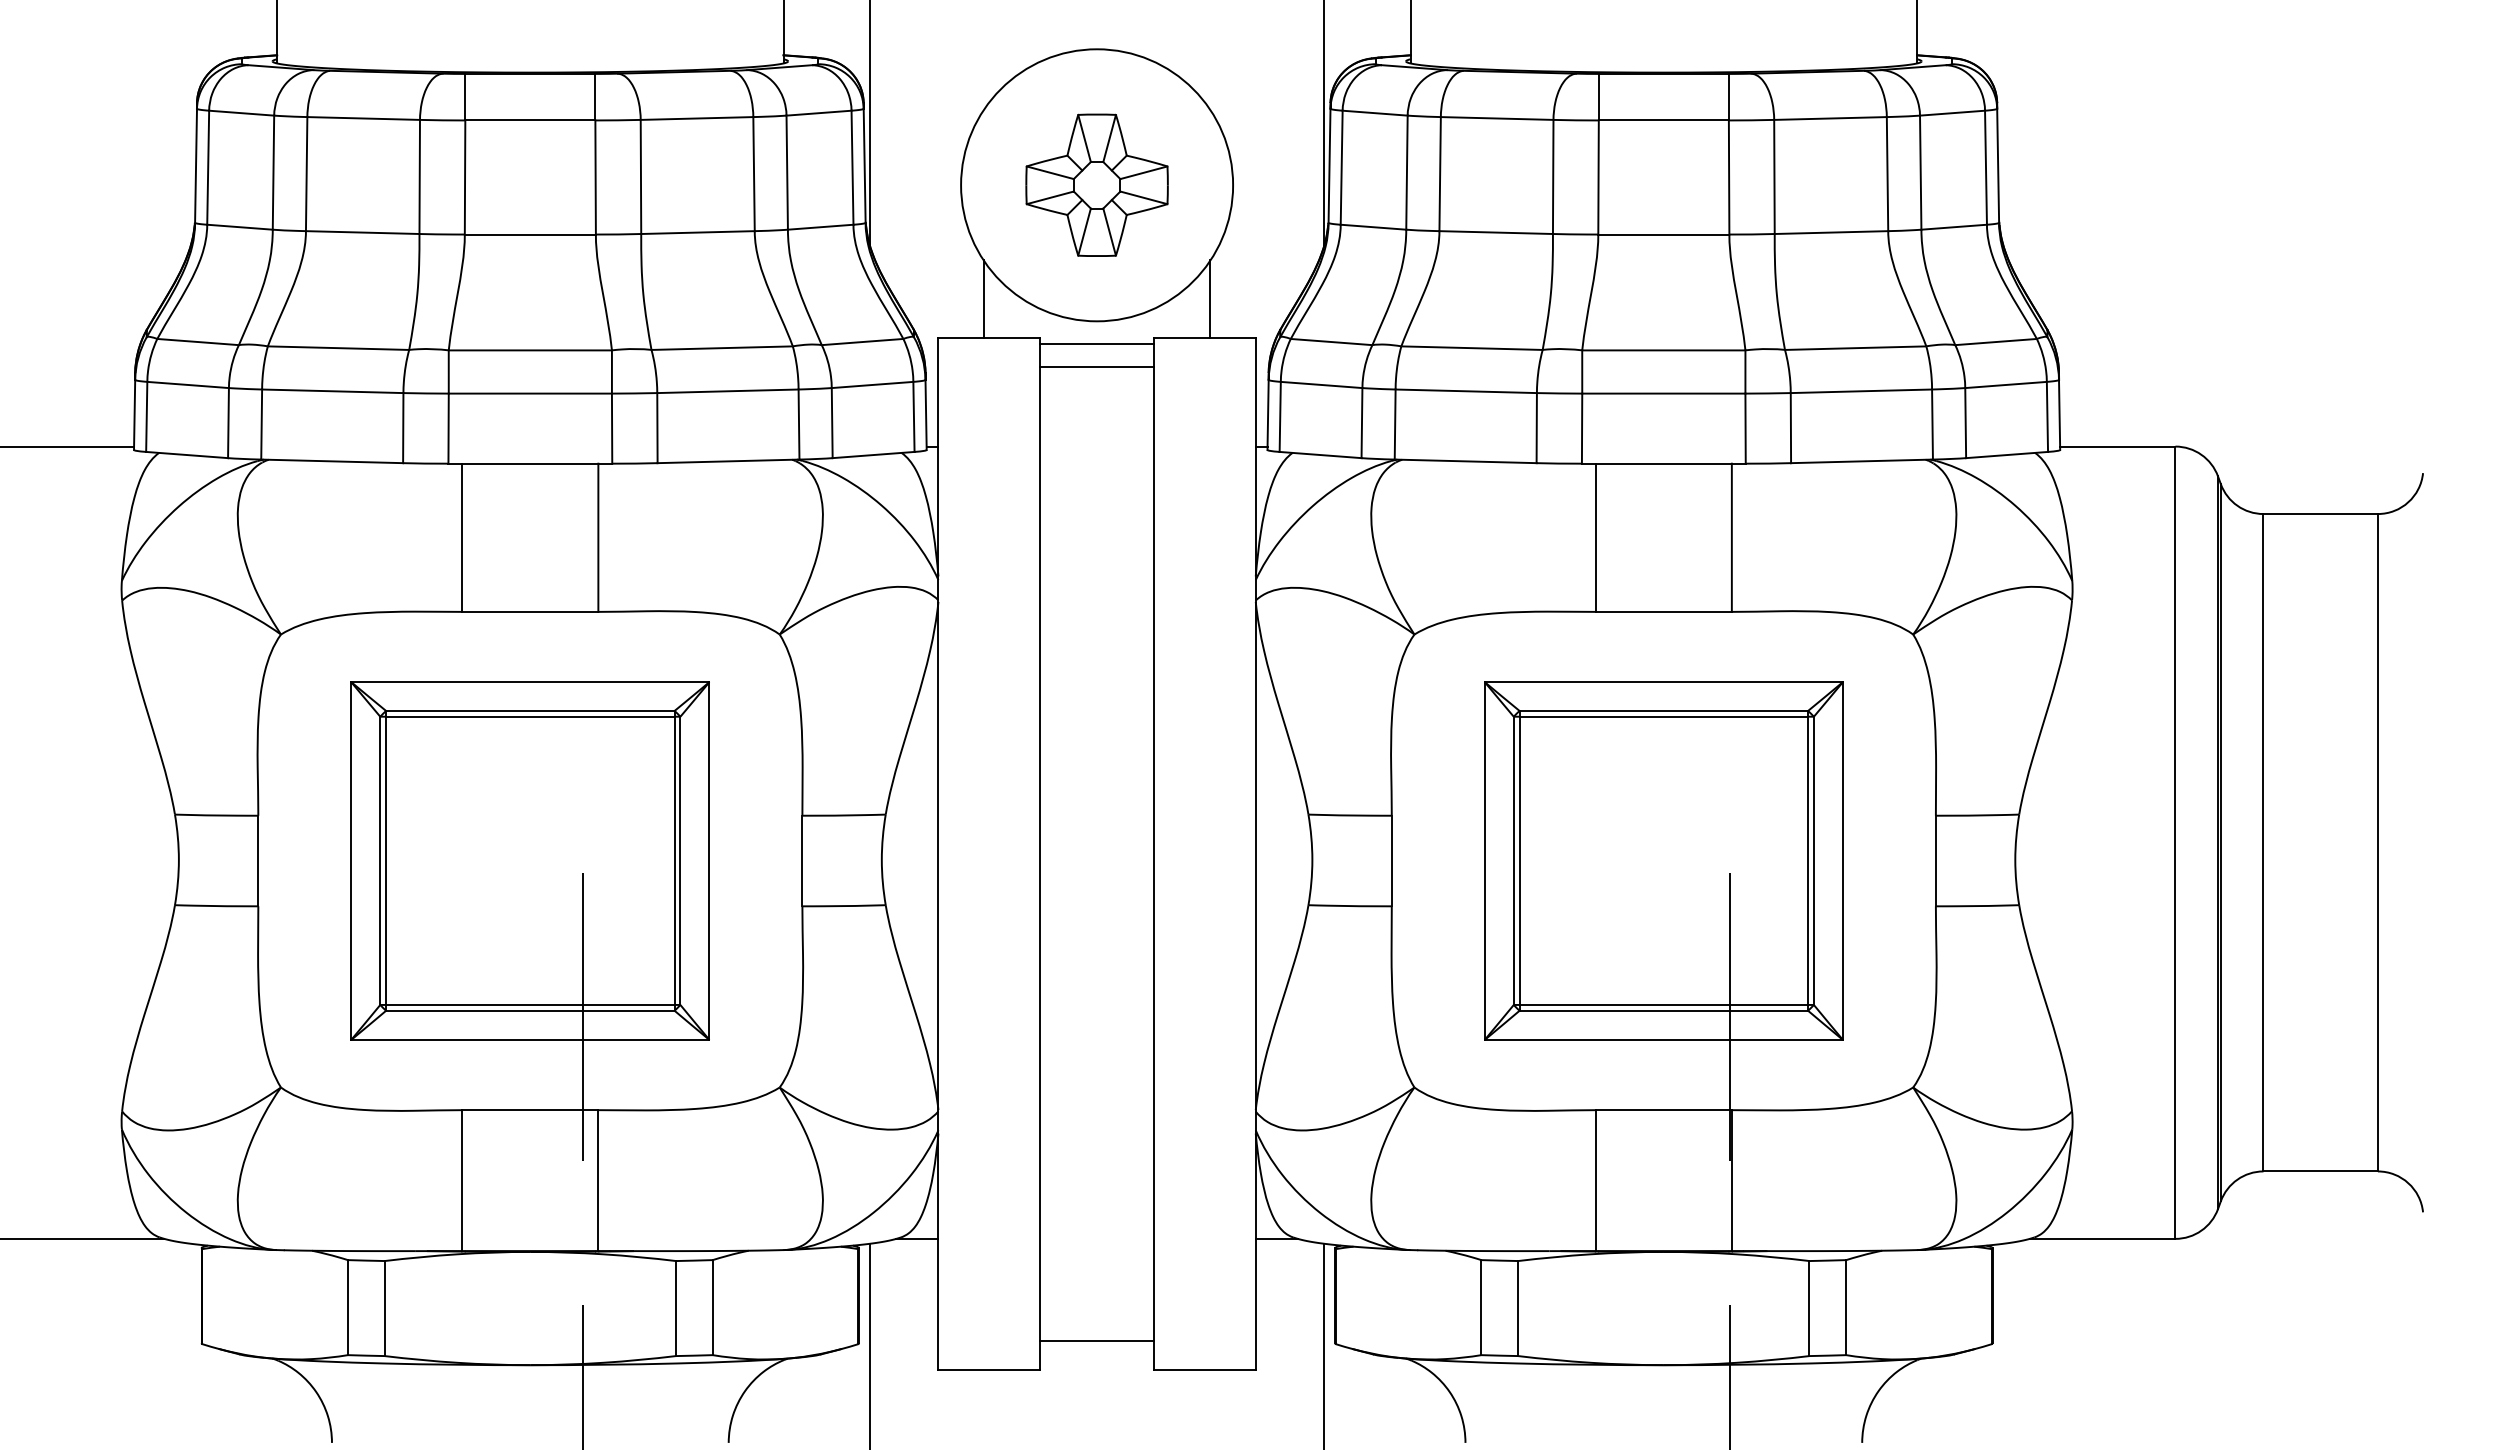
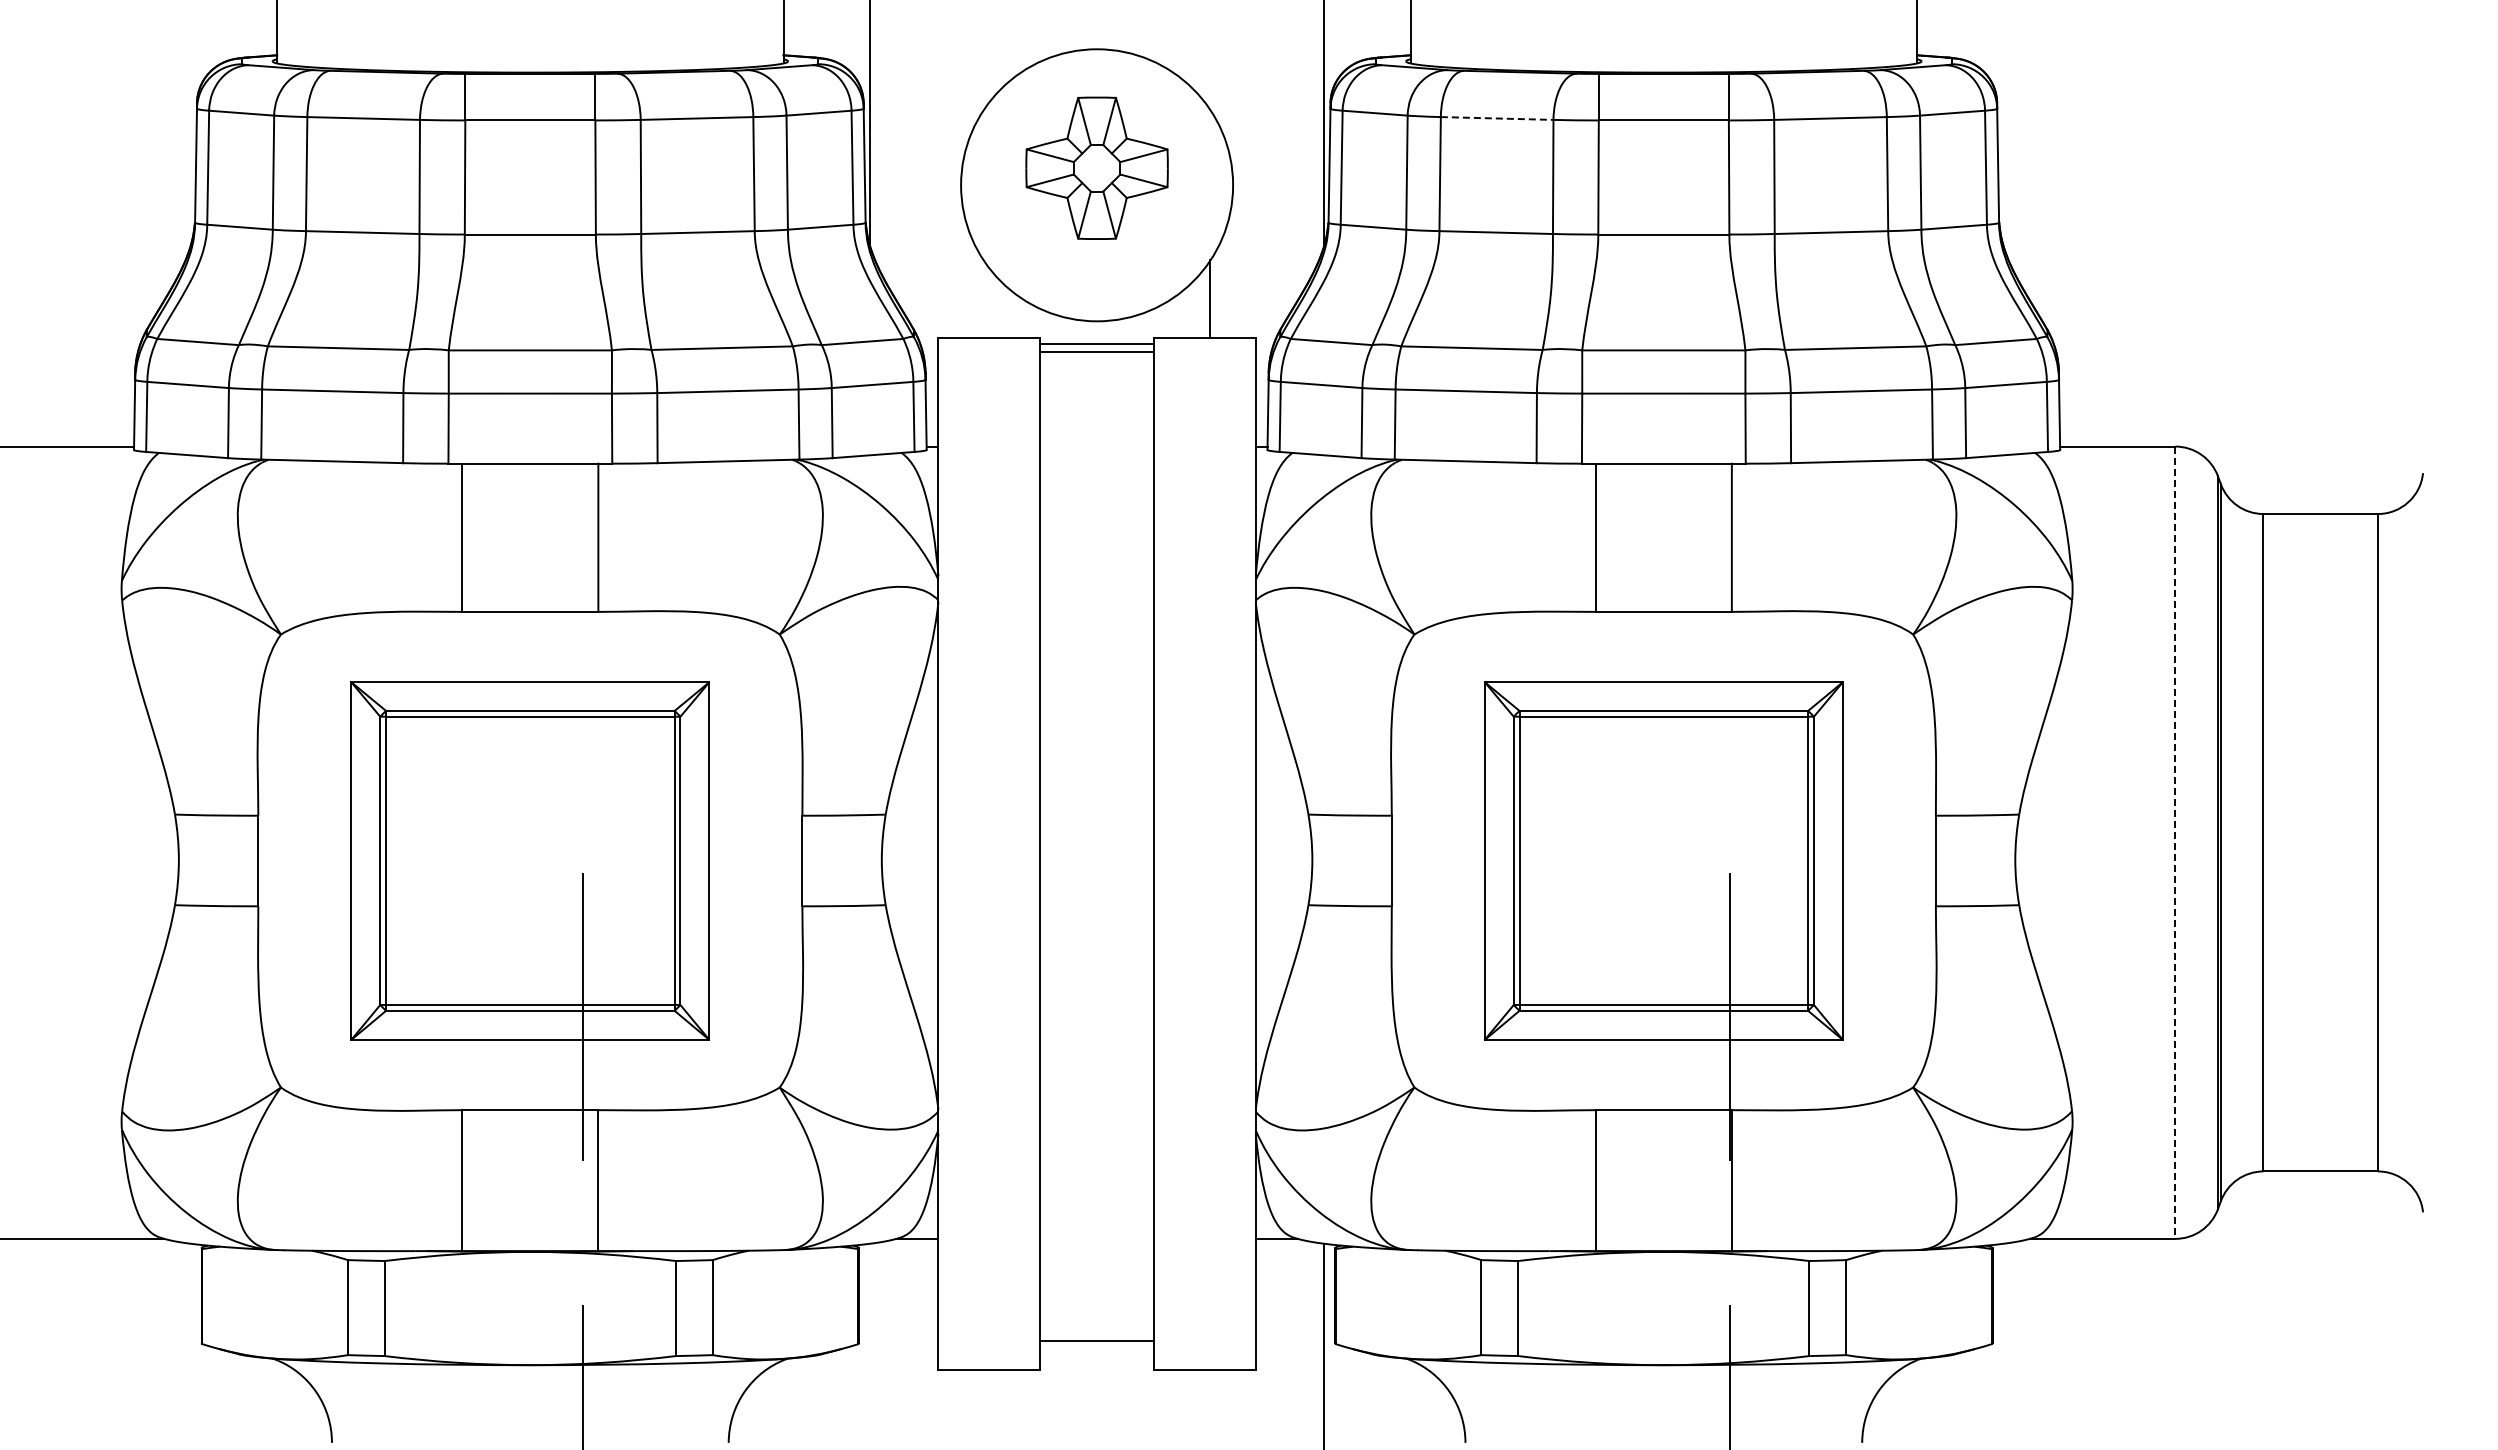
line: solid -> dashed (1497, 118)
part position: (1096, 184) -> (1096, 167) (1096, 167)
line: present -> none (983, 299)
line position: (1096, 366) -> (1096, 351) (1096, 351)
line: solid -> dashed (2175, 843)
line: present -> none (870, 1344)
